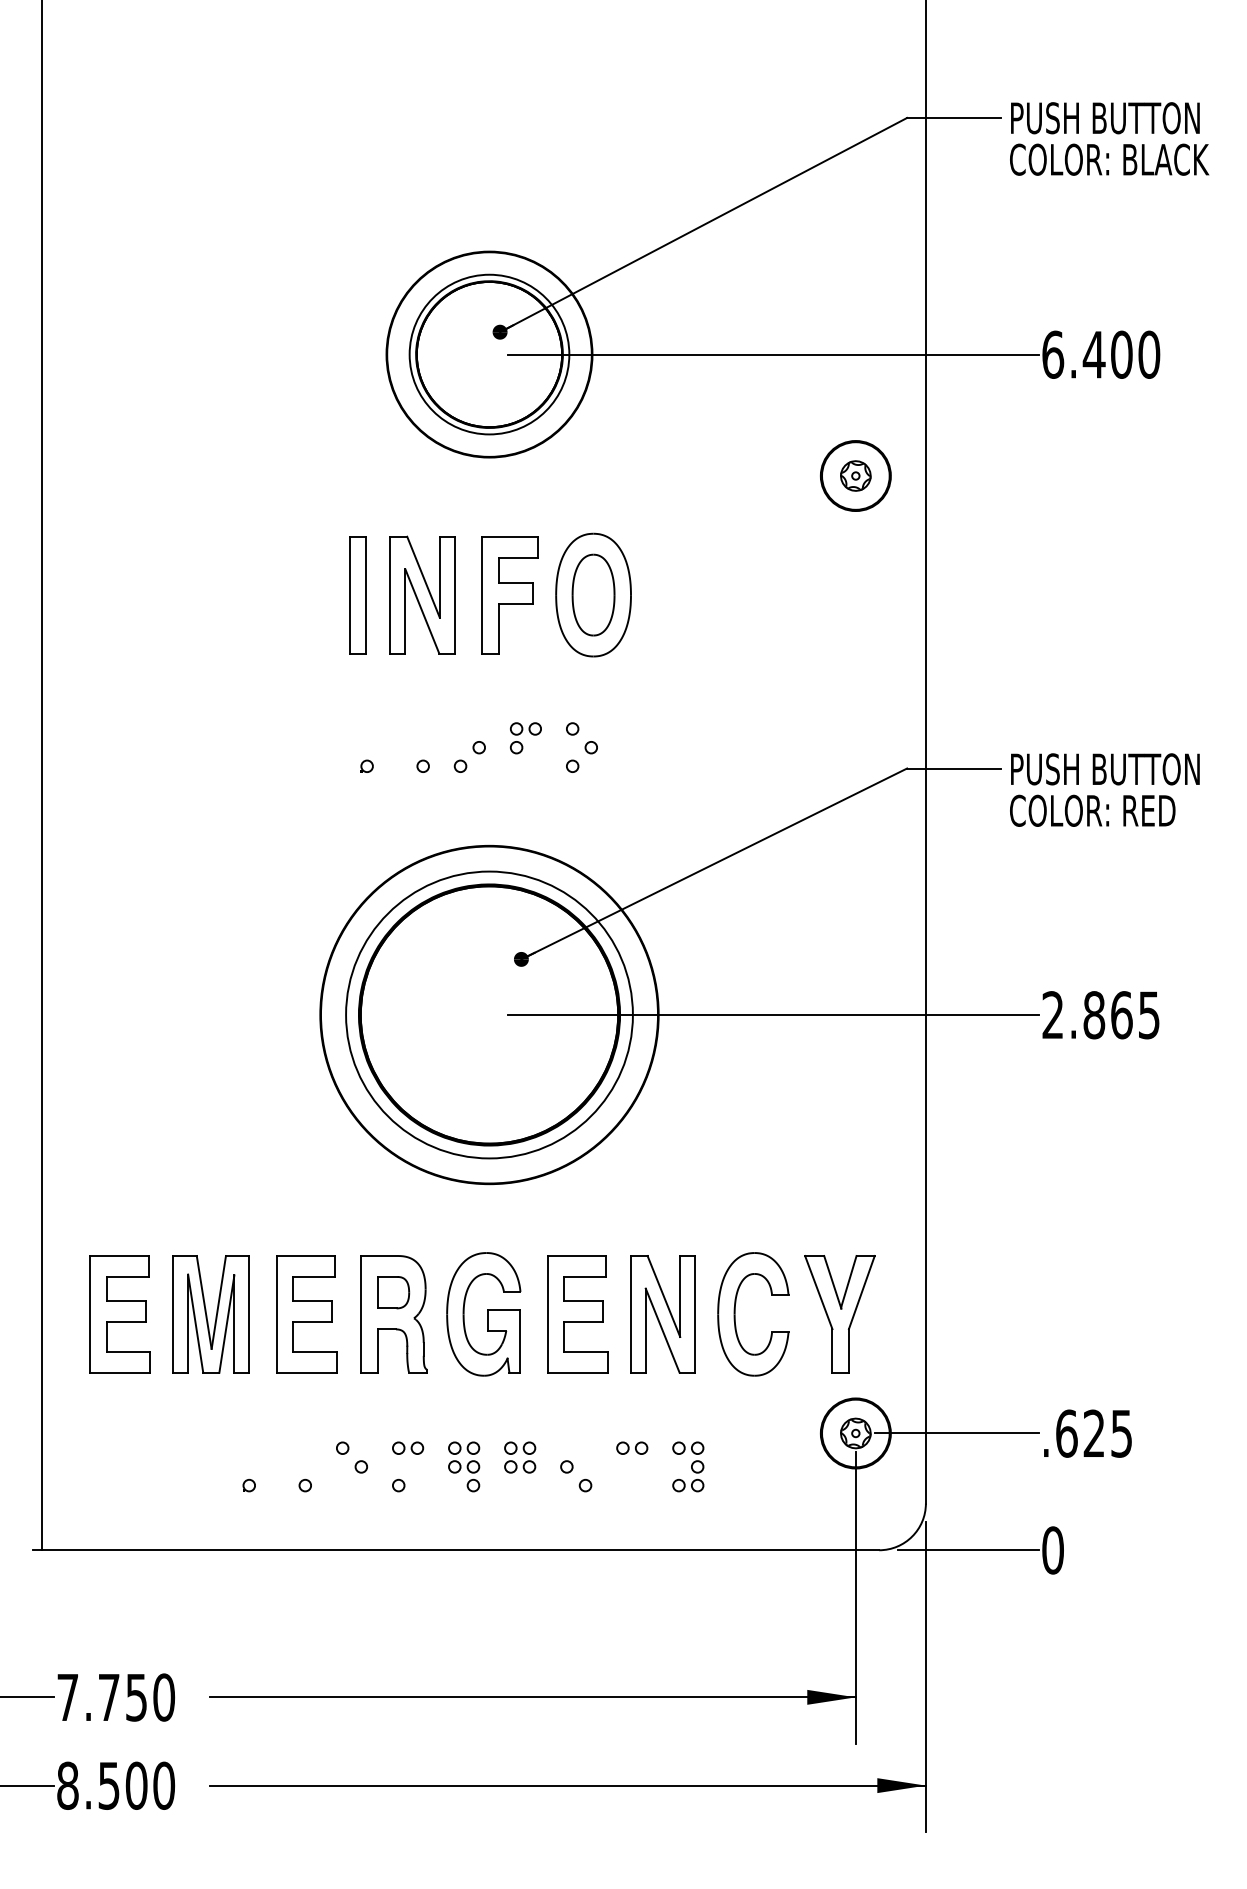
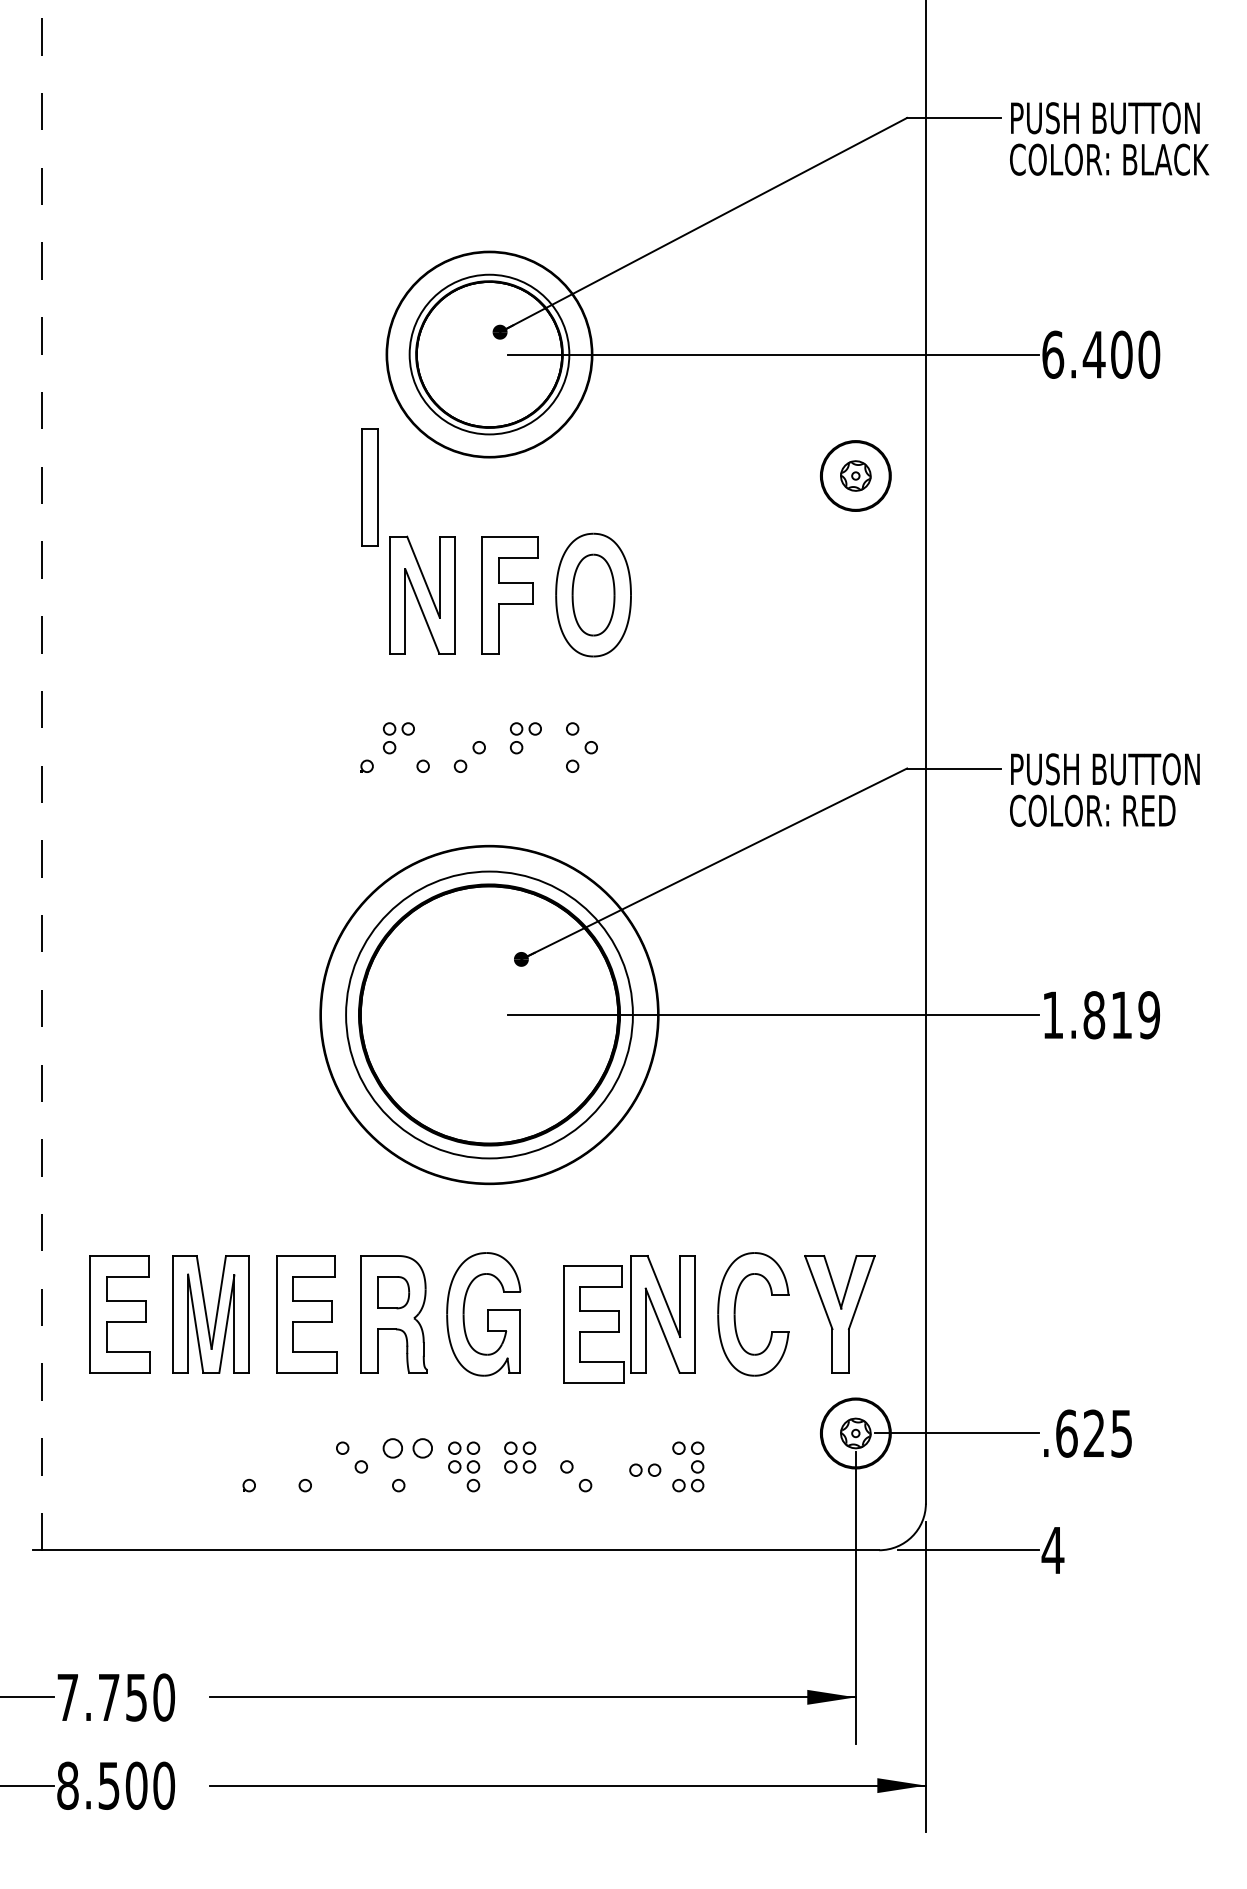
part position: (357, 595) -> (369, 487) (369, 487)
part: none -> present (394, 733)
line: solid -> dashed (42, 775)
text: 2.865 -> 1.819 (1101, 1015)
part position: (577, 1314) -> (593, 1324) (593, 1324)
part size: 33x14 px -> 51x21 px (407, 1448)
part position: (632, 1447) -> (645, 1469) (645, 1469)
text: 0 -> 4 (1052, 1550)
